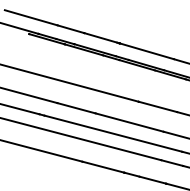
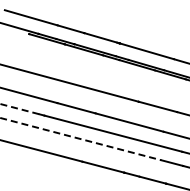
line: solid -> dashed (20, 109)
line: solid -> dashed (81, 139)
